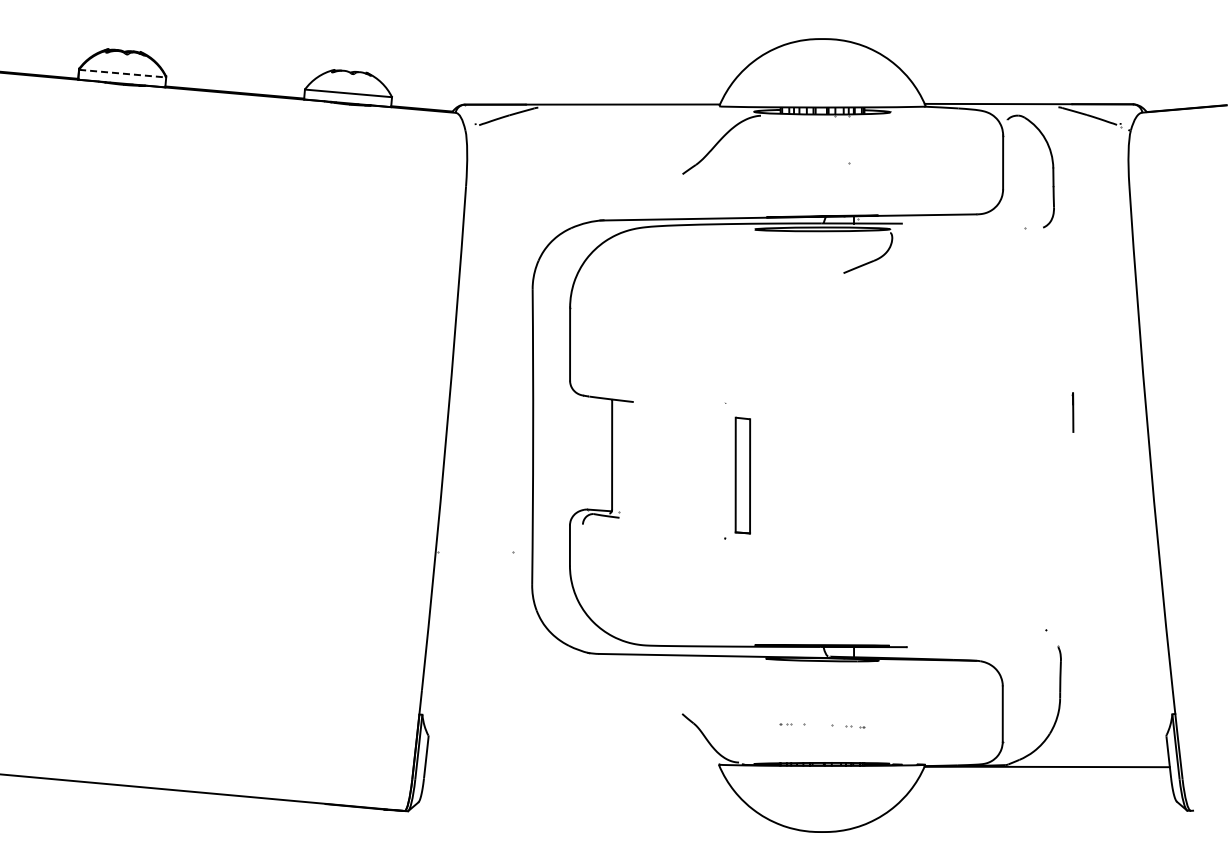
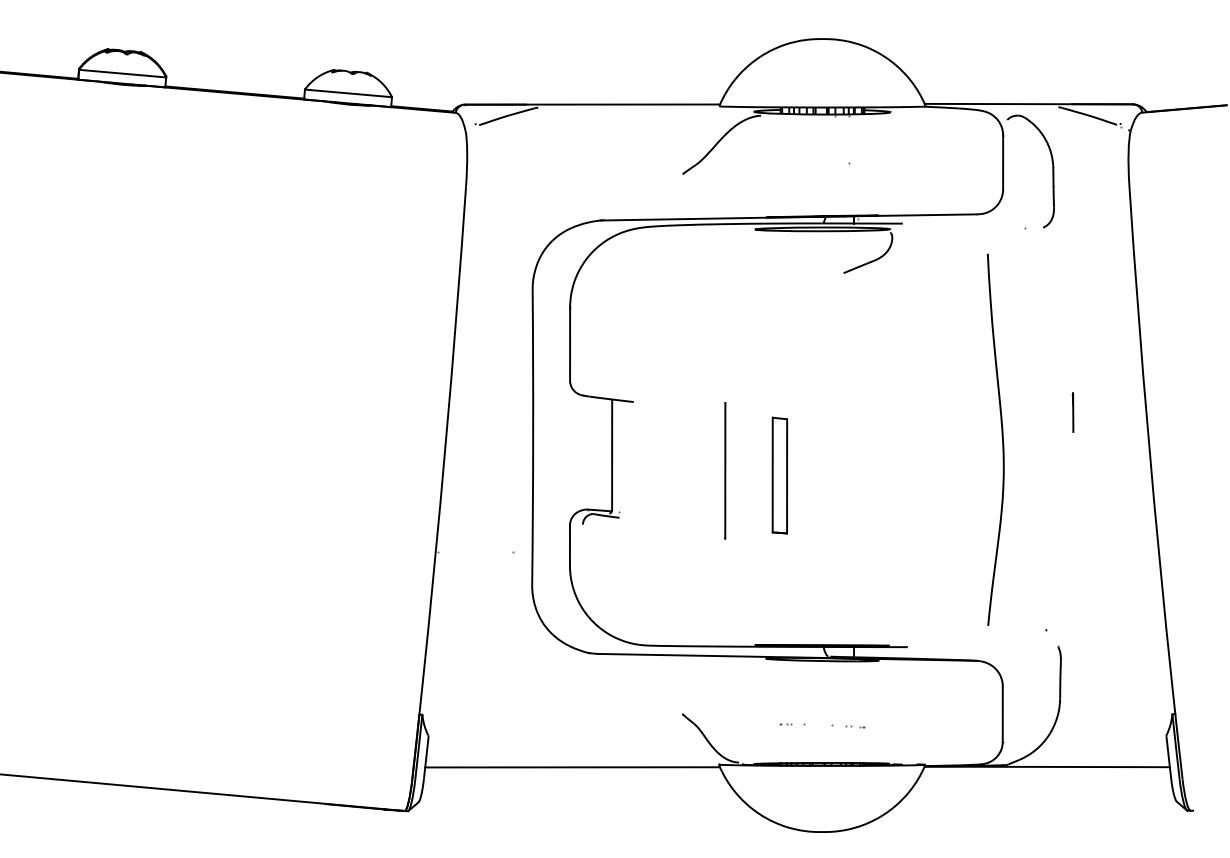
line: dashed -> solid (122, 73)
curve: none -> present (1001, 436)
line: none -> present (725, 470)
part position: (742, 475) -> (779, 475) (779, 475)
line: none -> present (572, 767)
